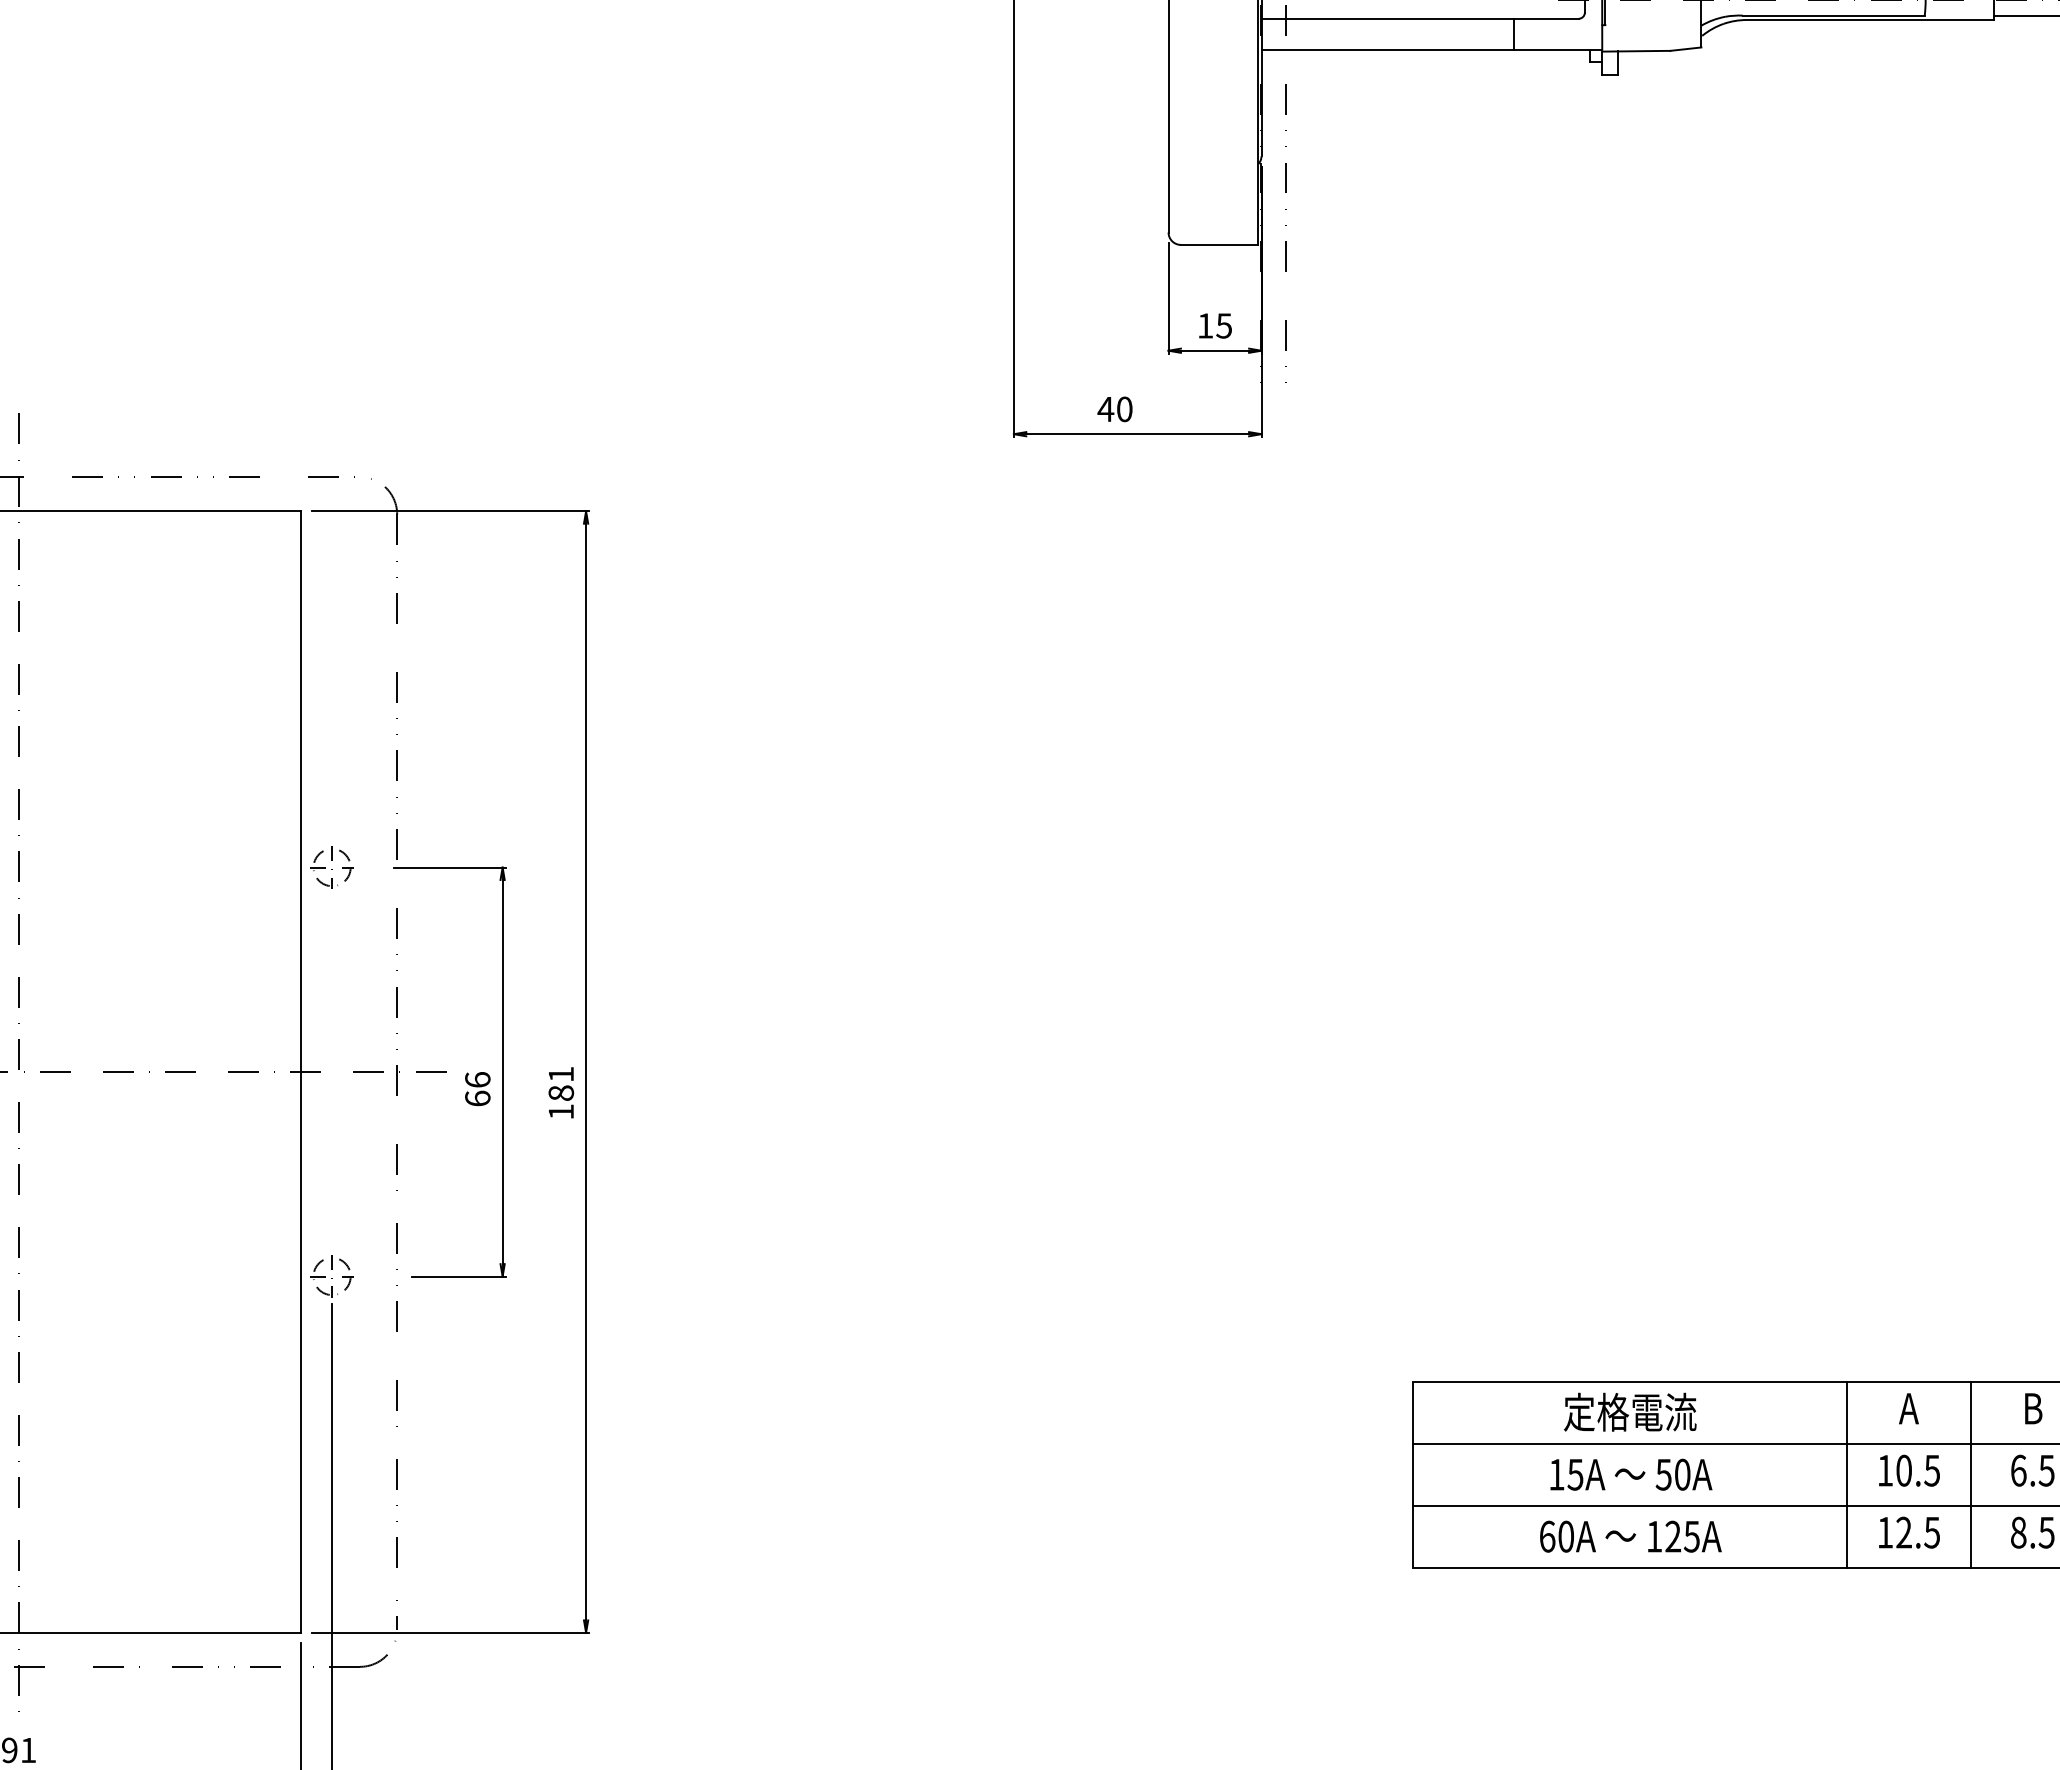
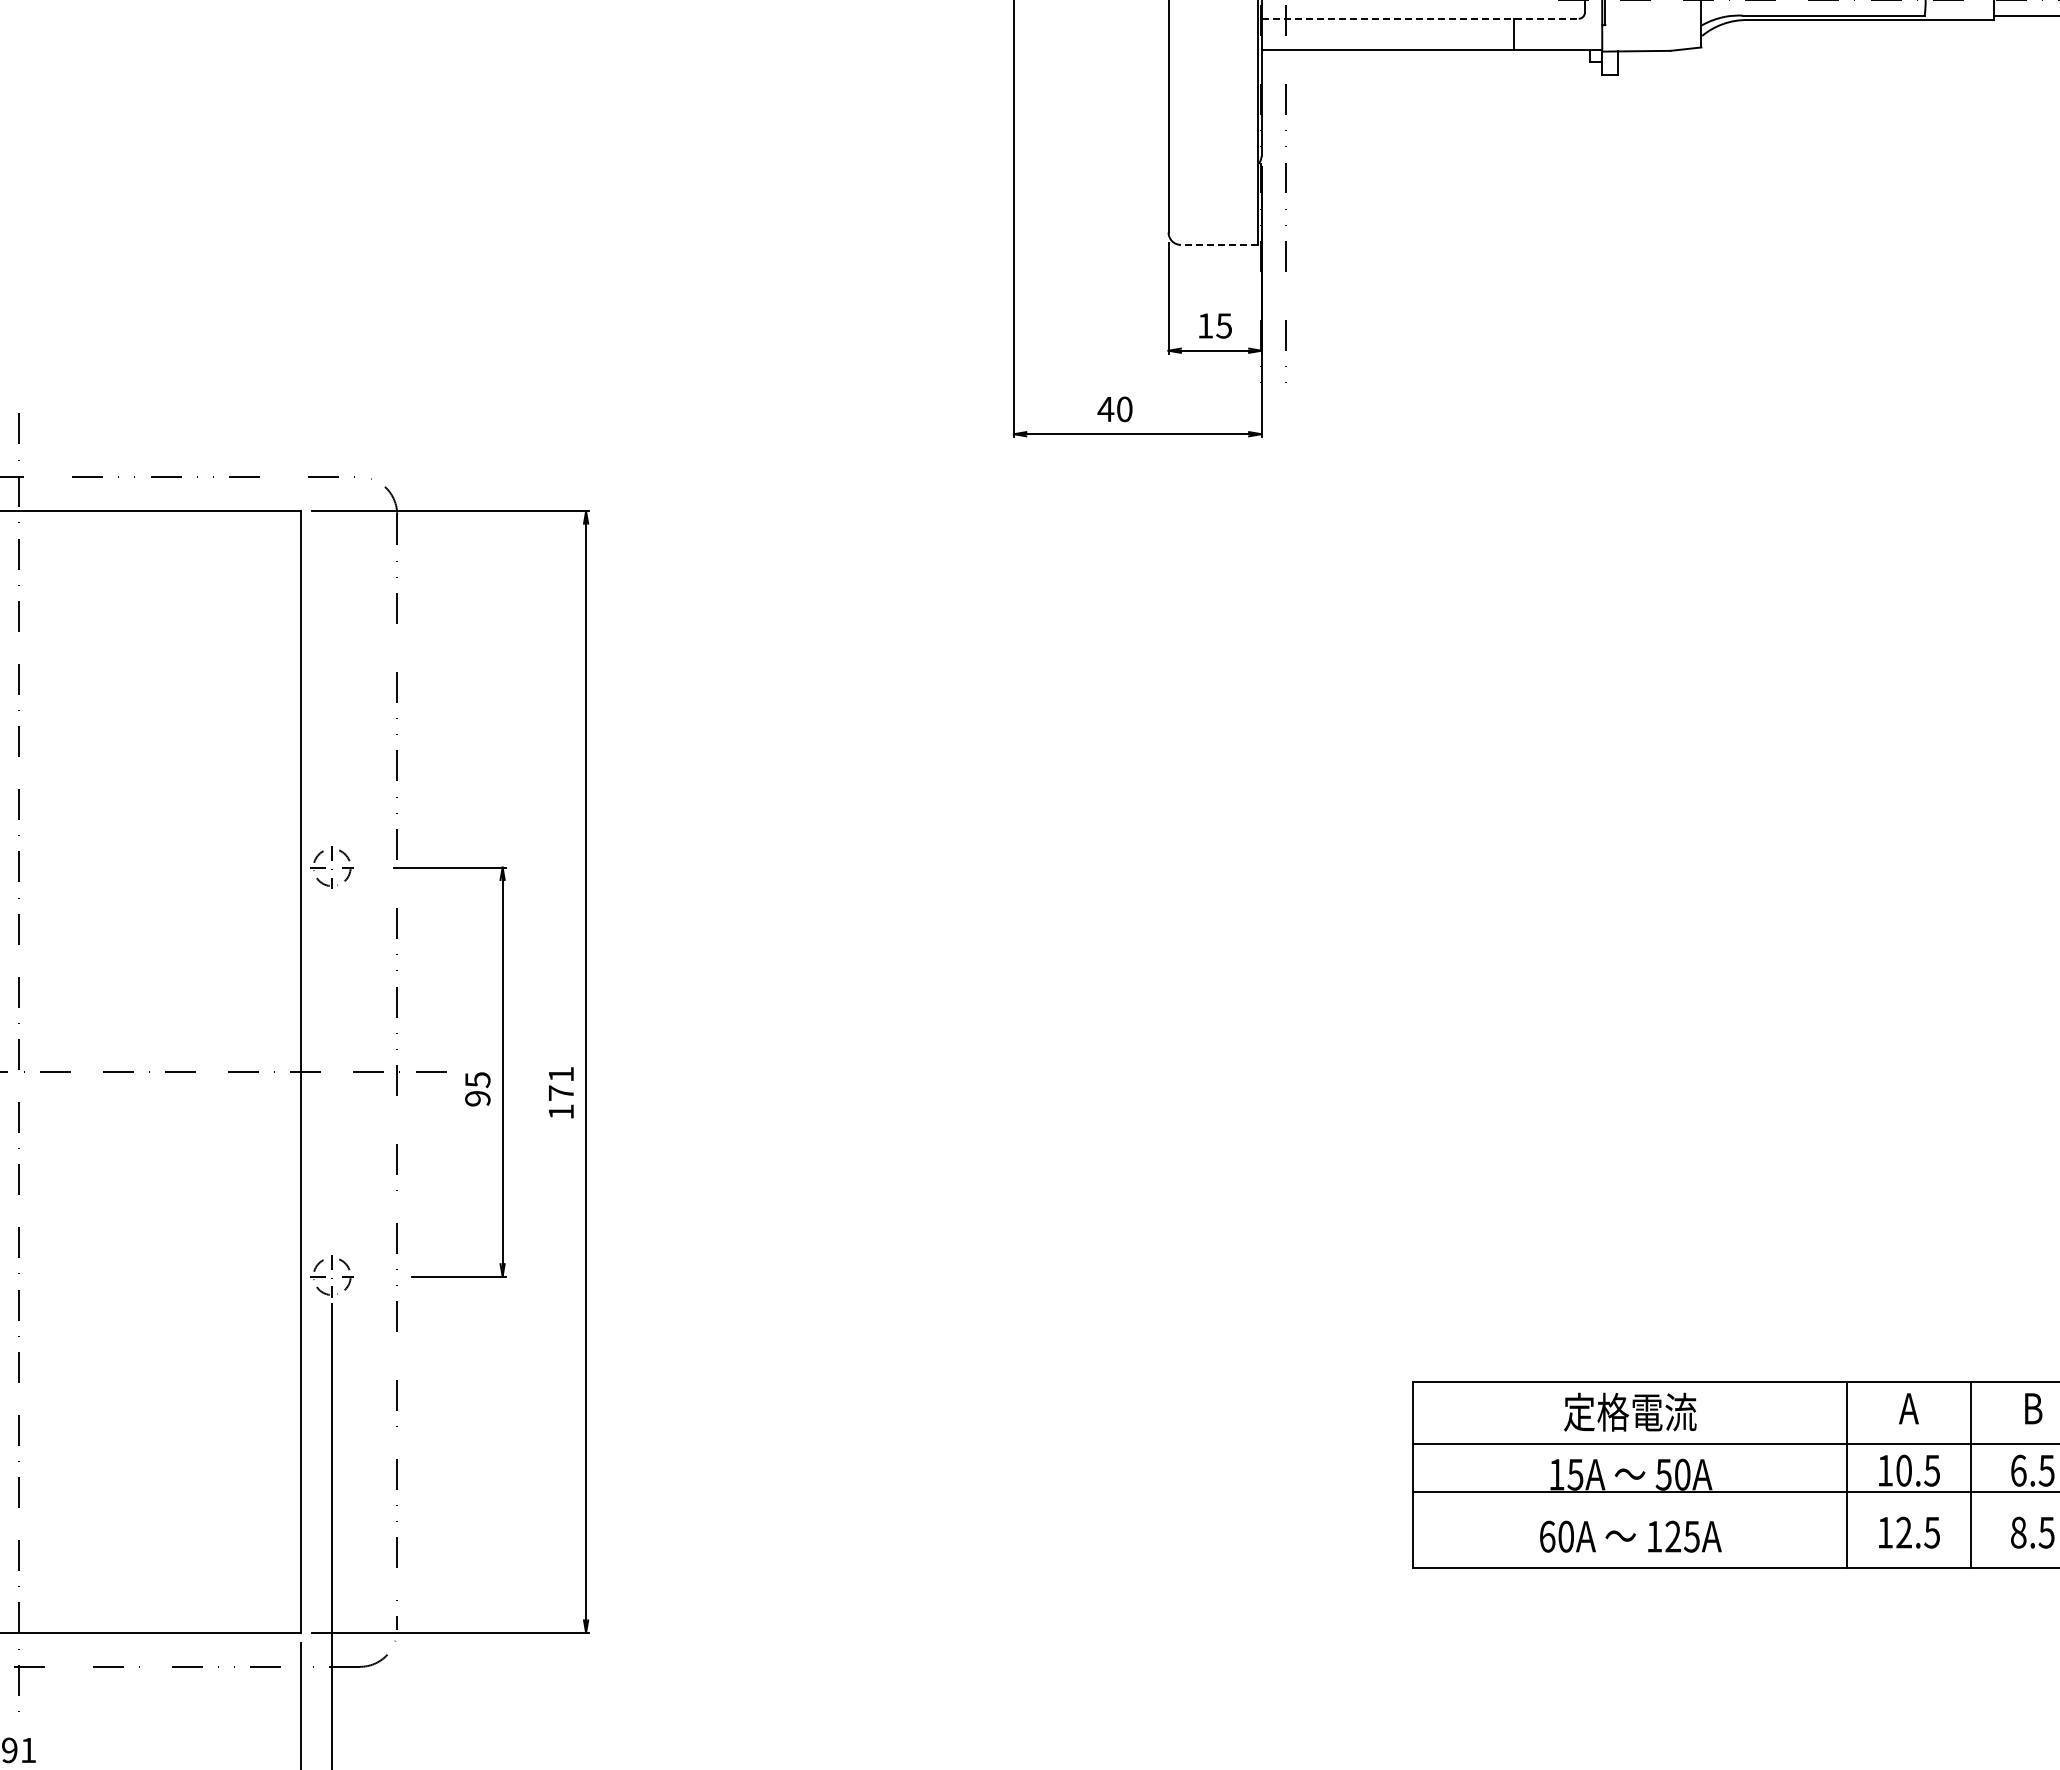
line: solid -> dashed (1420, 18)
line: solid -> dashed (1219, 244)
text: 66 -> 95 (477, 1089)
text: 181 -> 171 (561, 1092)
line position: (1734, 1505) -> (1734, 1491) (1734, 1491)
